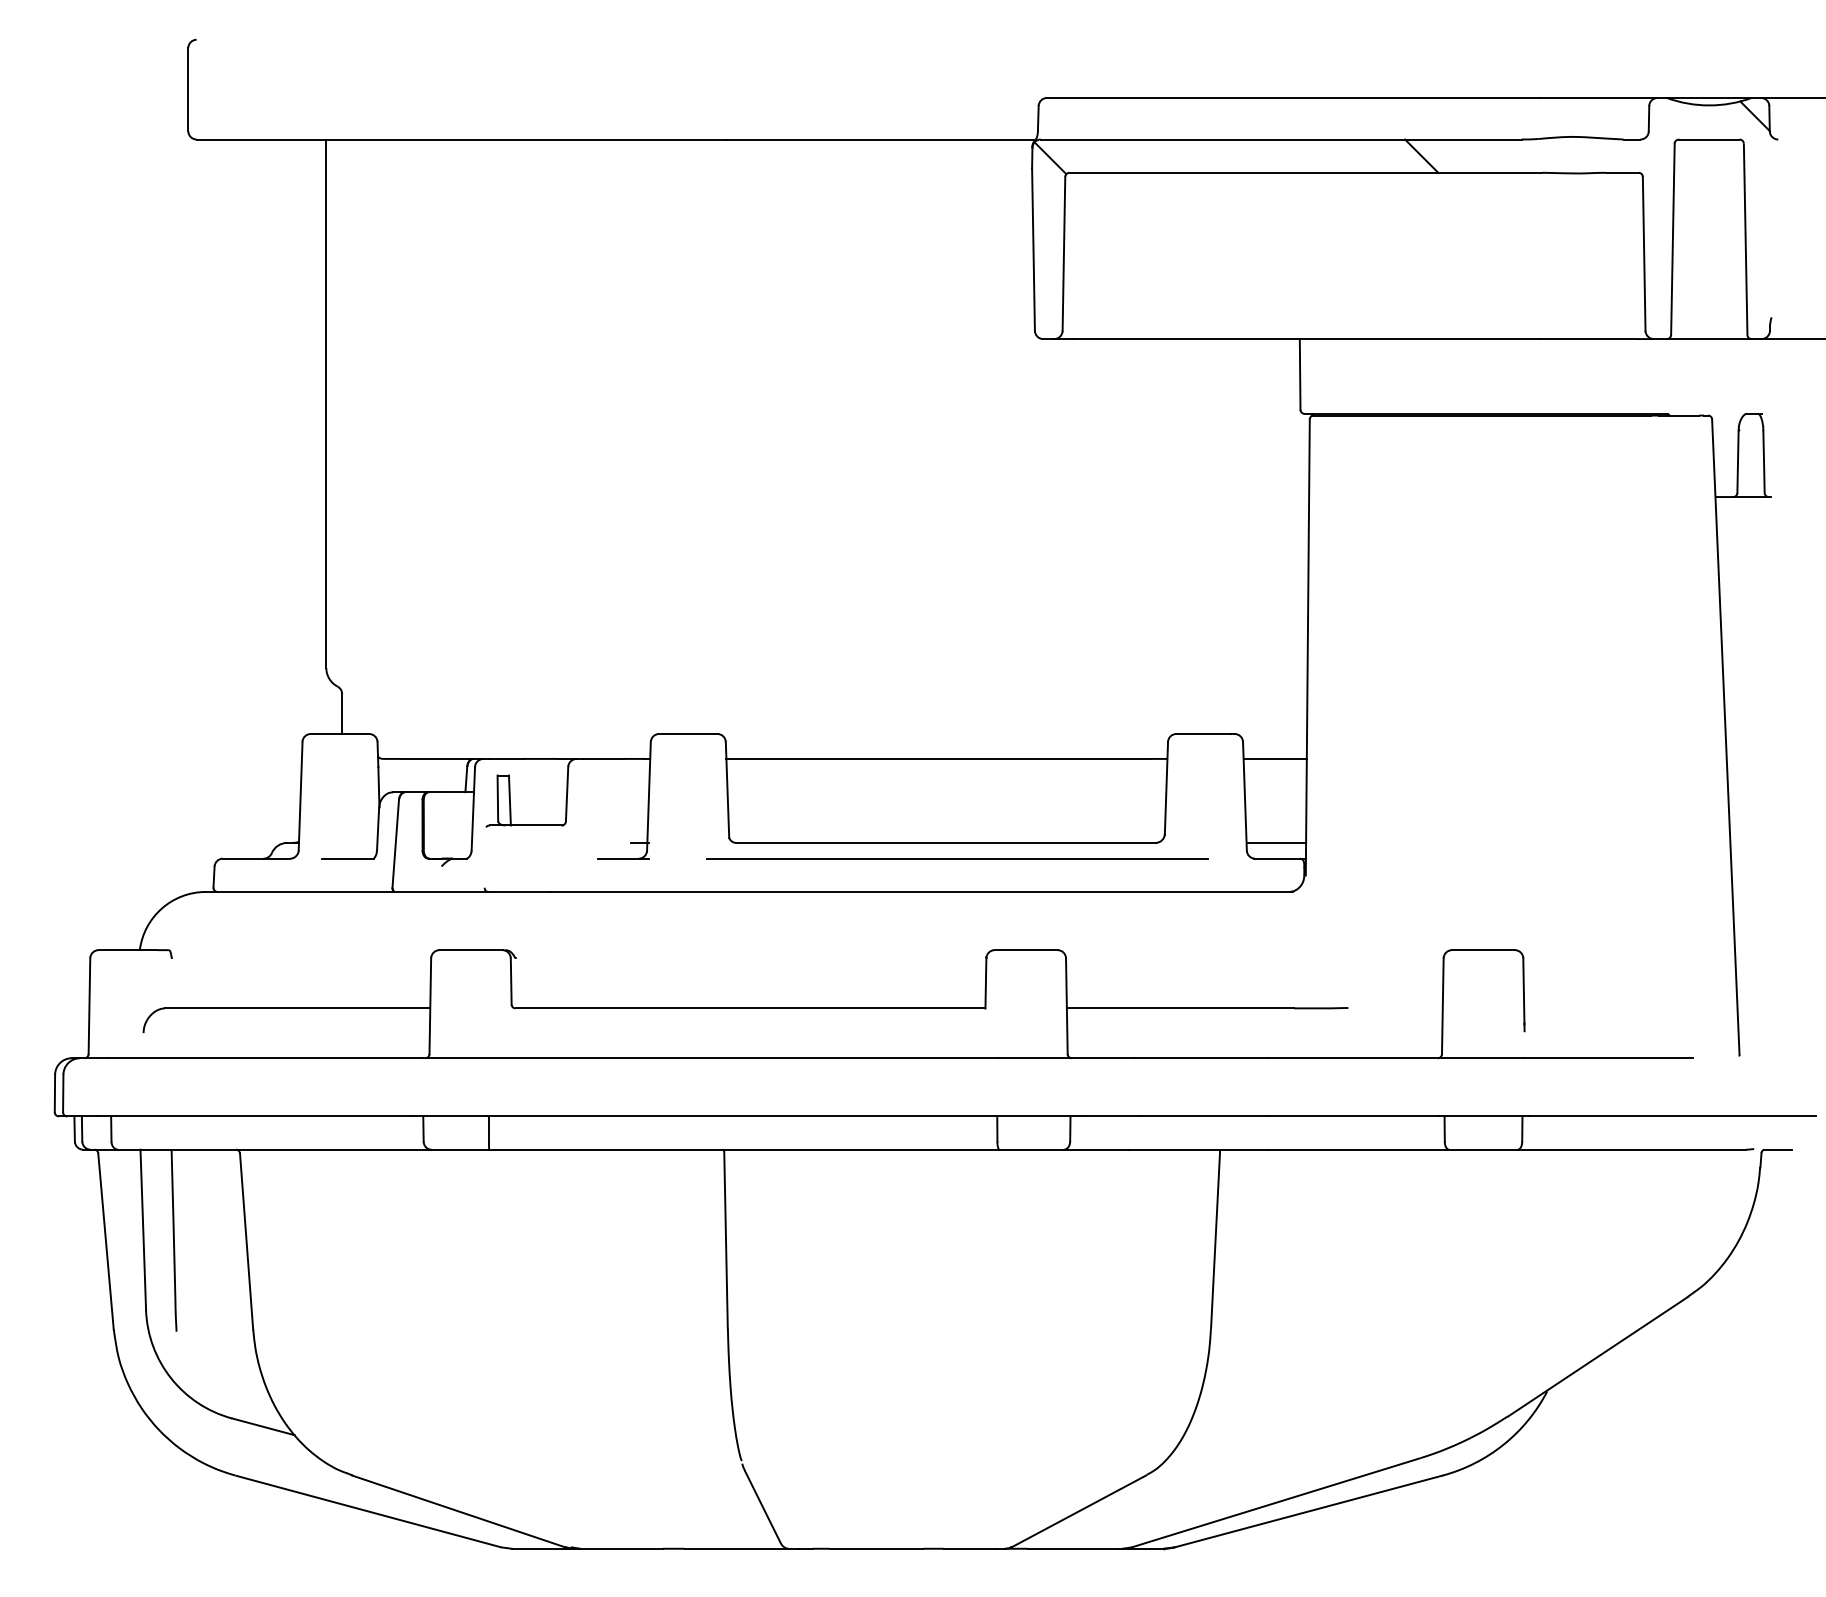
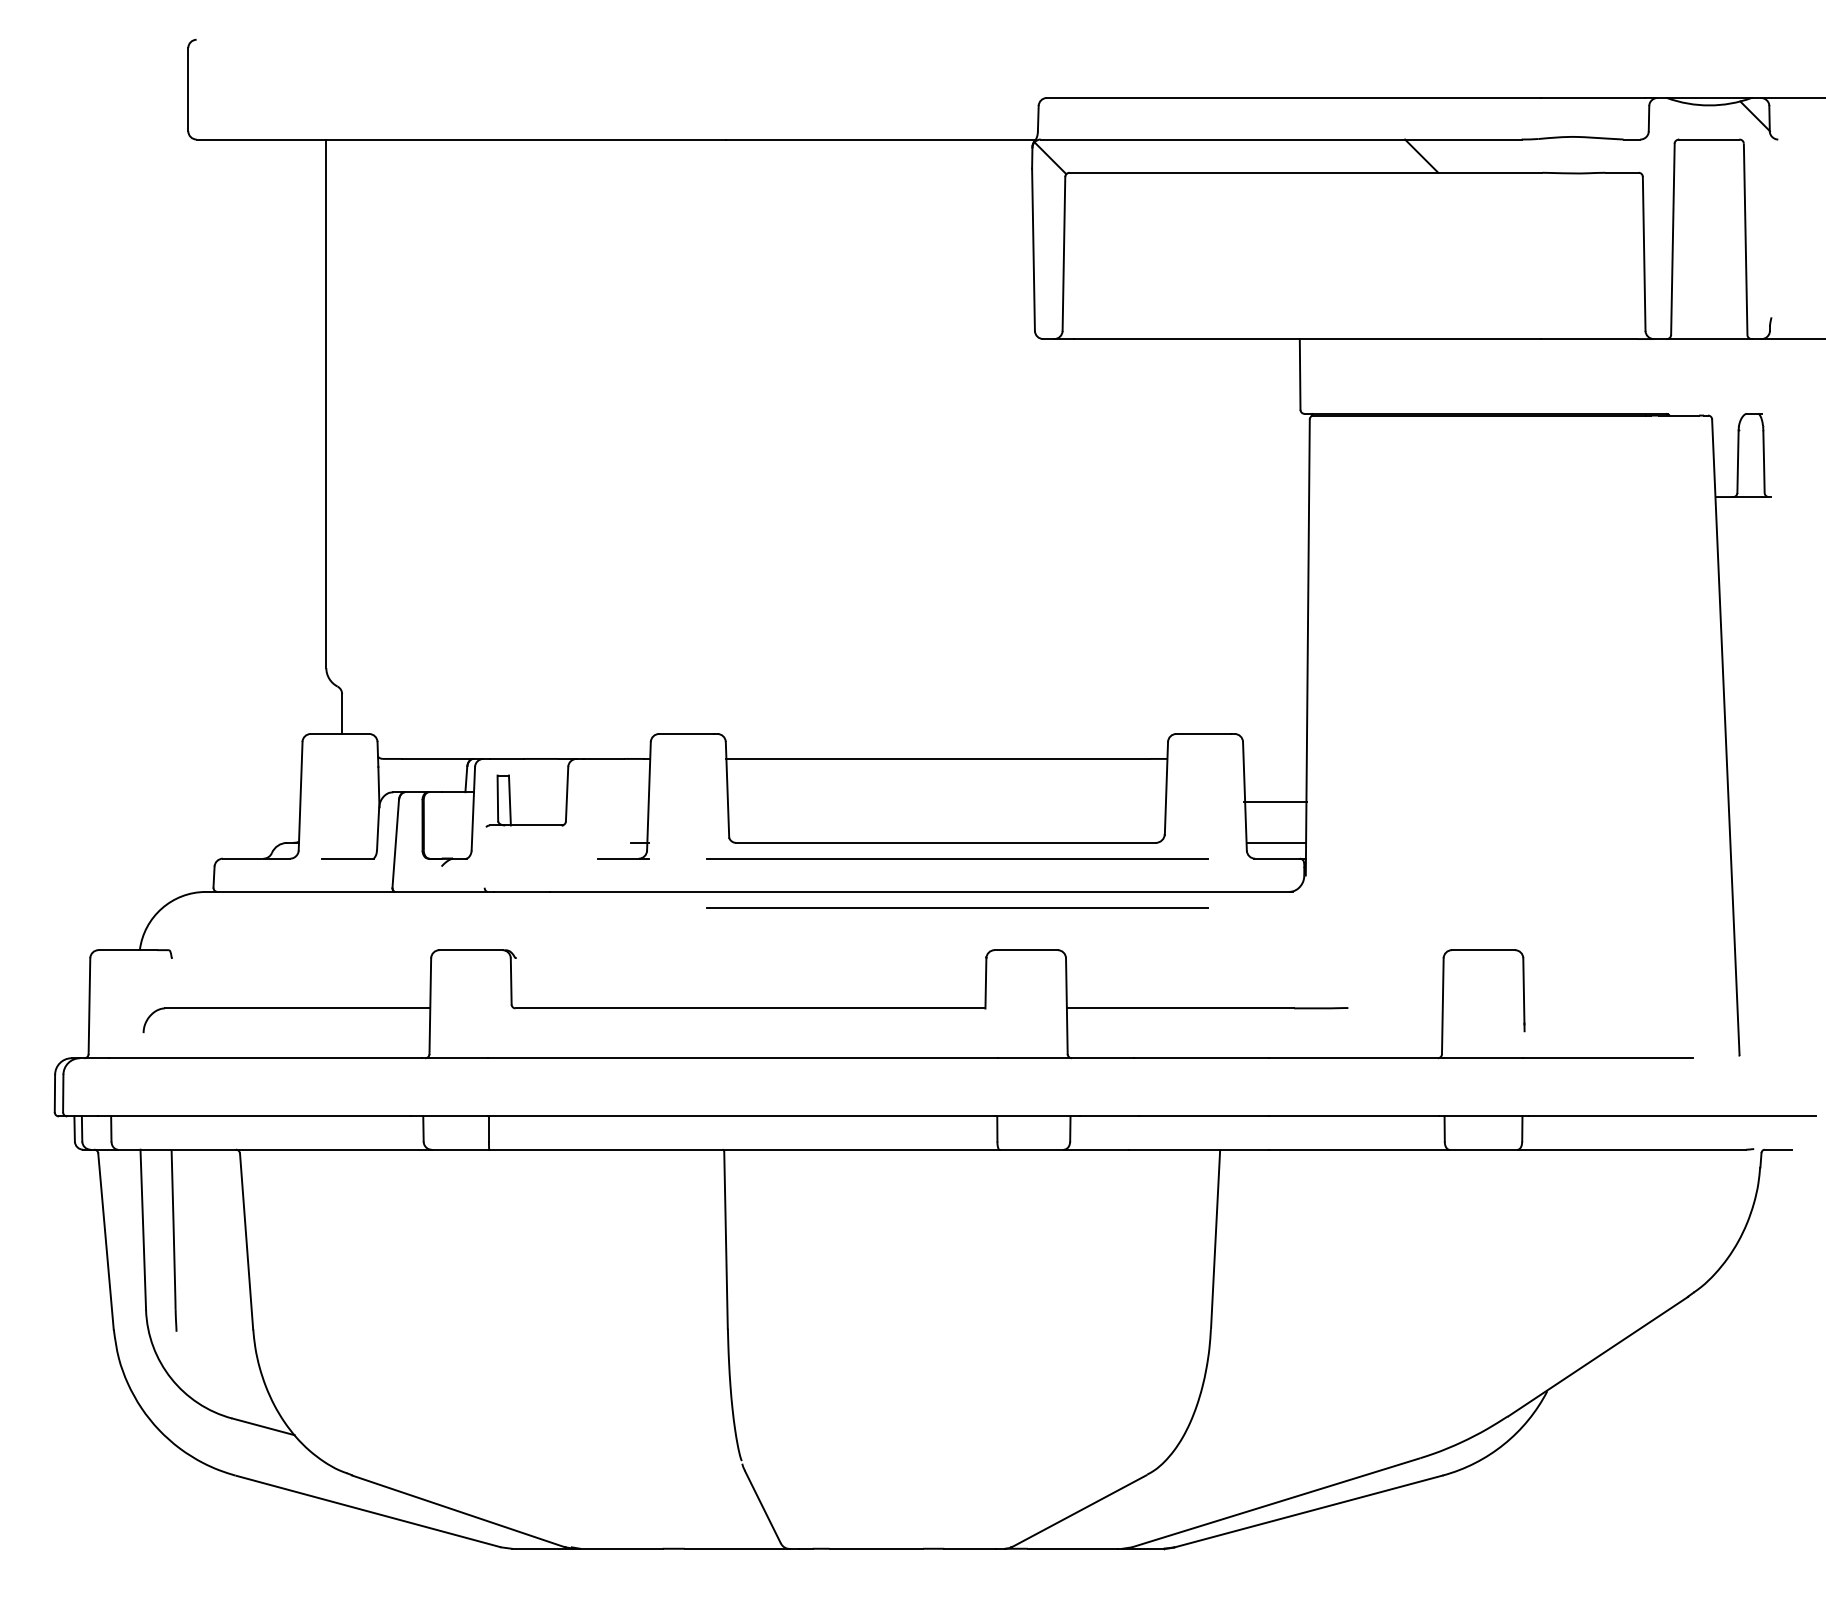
line position: (1274, 758) -> (1274, 801) (1274, 801)
line: none -> present (957, 907)
